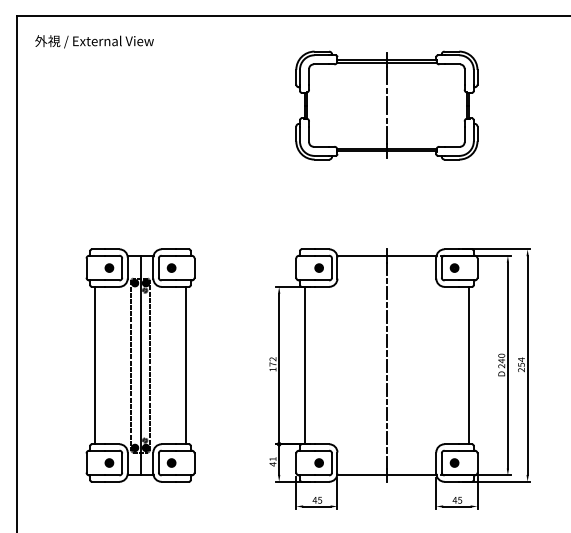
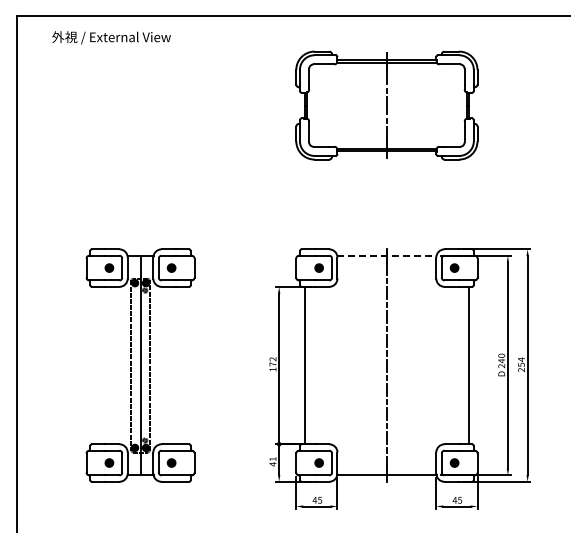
text position: (94, 41) -> (111, 37) (111, 37)
line: solid -> dashed (386, 255)
line: present -> none (94, 365)
line: present -> none (186, 365)
